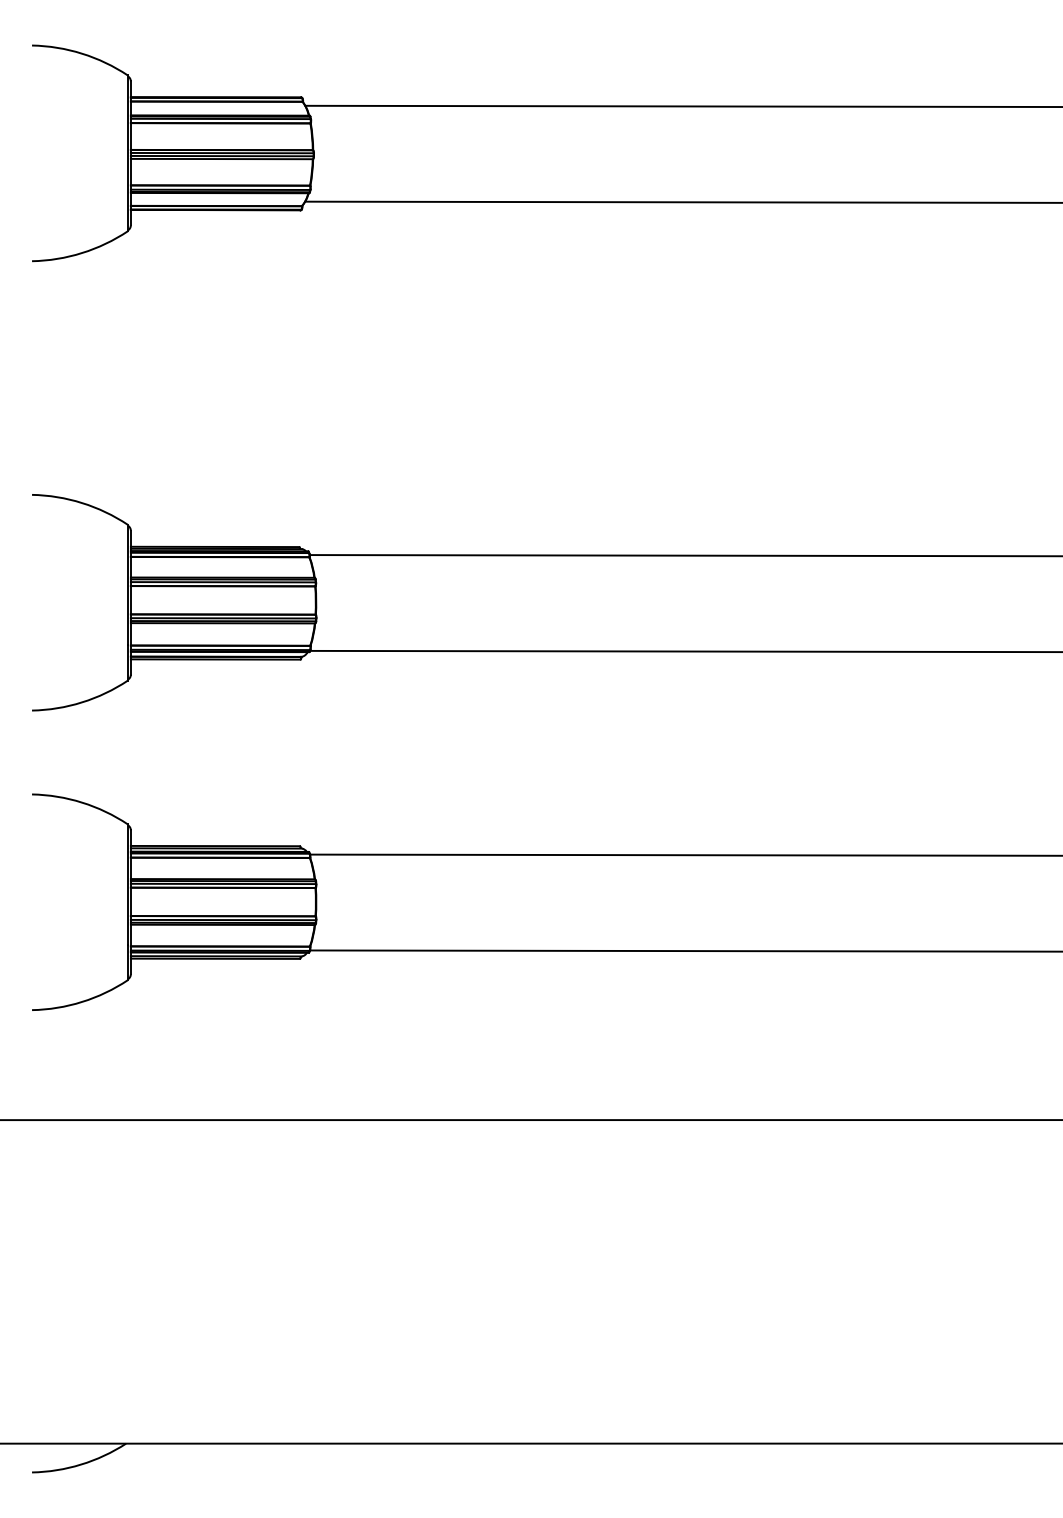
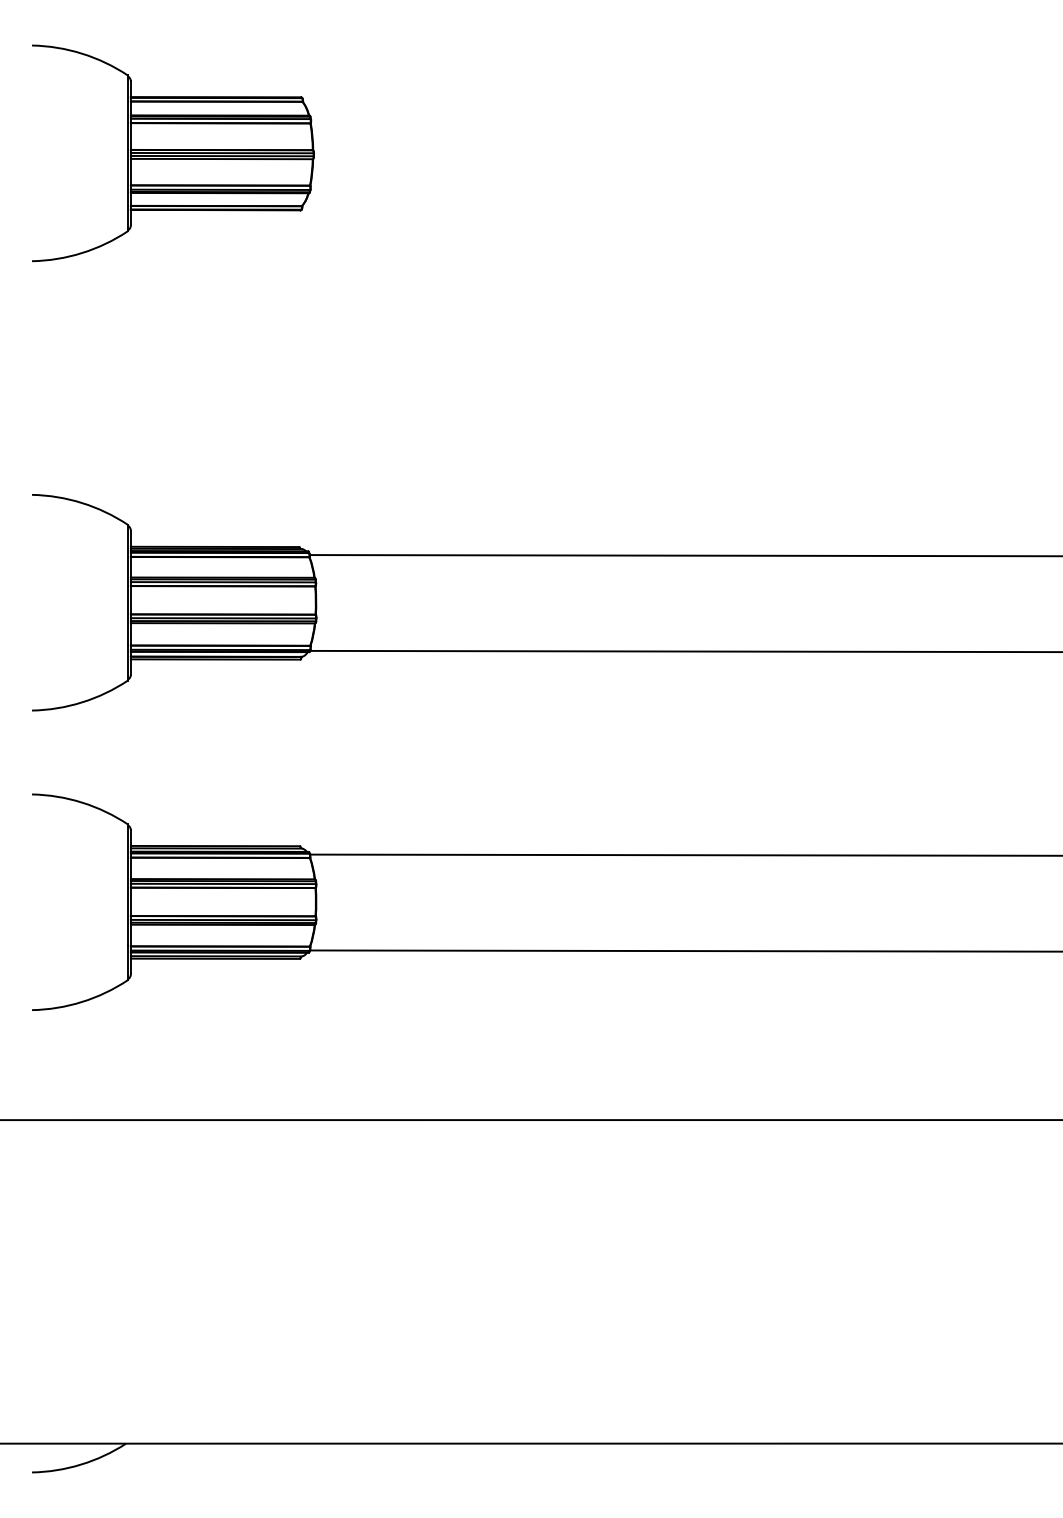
line: present -> none (682, 106)
line: present -> none (682, 201)
